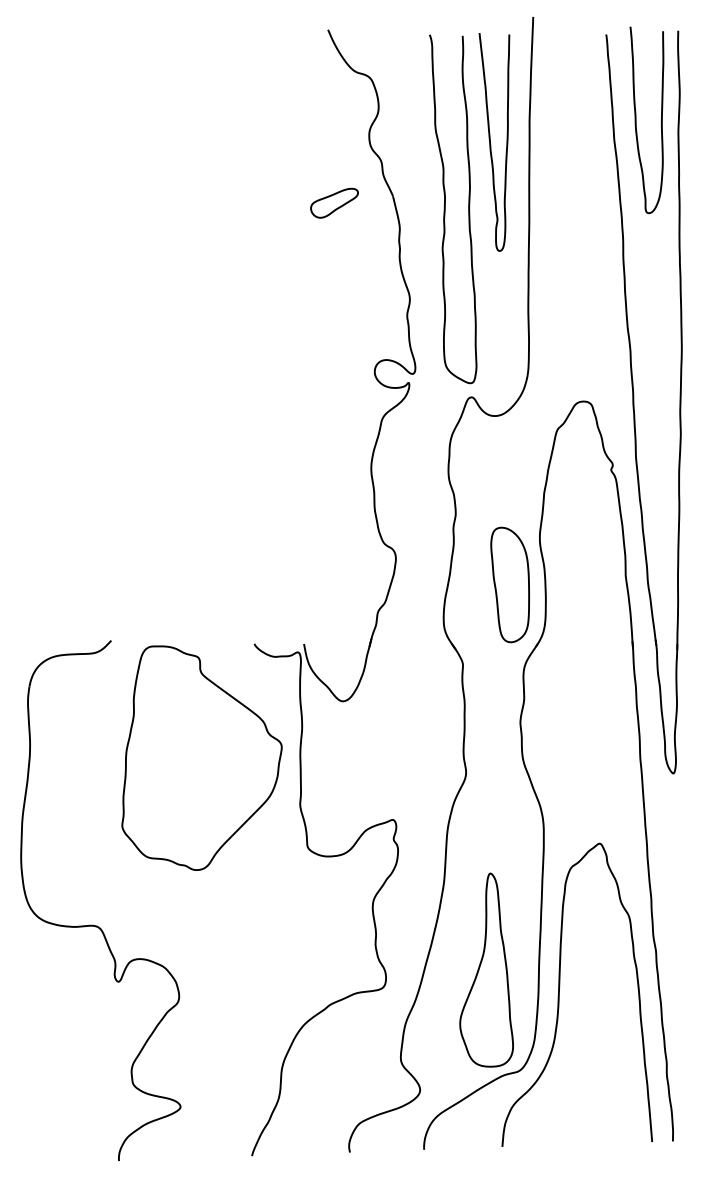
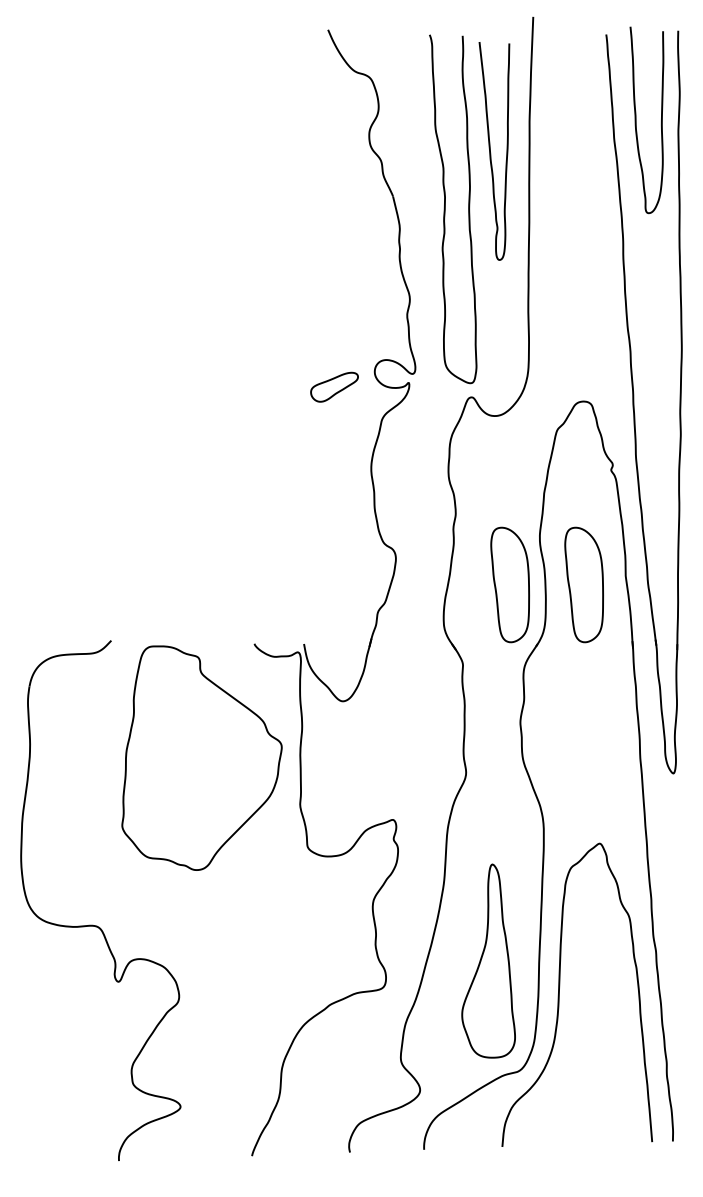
curve position: (491, 144) -> (491, 153) (491, 153)
part position: (334, 202) -> (334, 386) (334, 386)
part: none -> present (583, 584)
part position: (486, 969) -> (488, 960) (488, 960)
